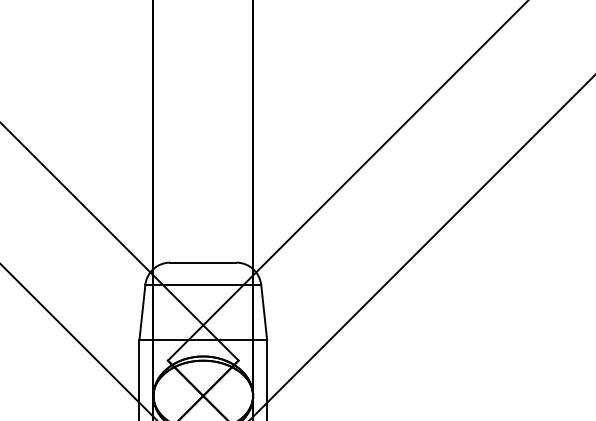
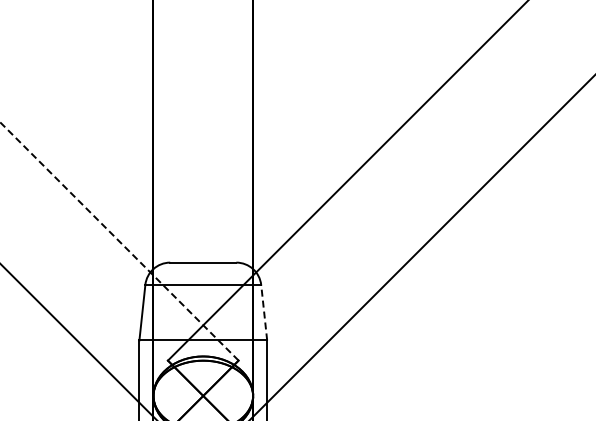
line: solid -> dashed (119, 241)
line: solid -> dashed (264, 312)
